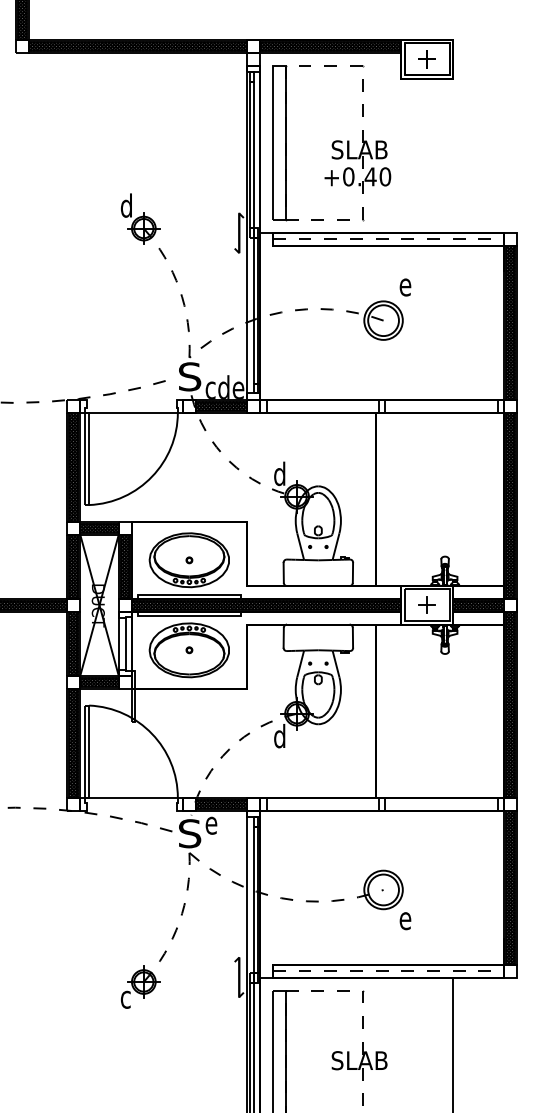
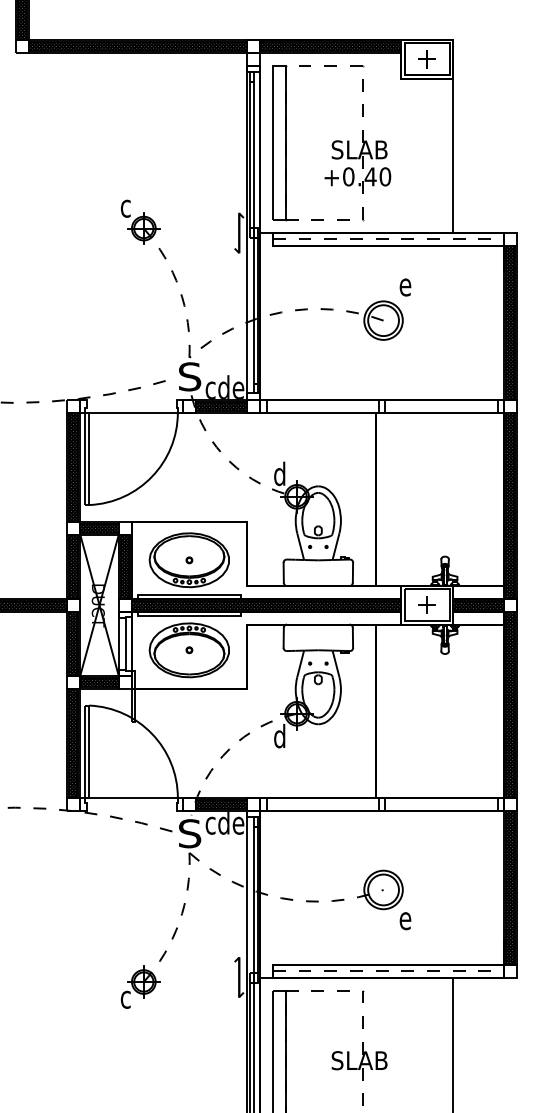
line: none -> present (452, 148)
text: d -> c (126, 205)
text: e -> cde (225, 823)
